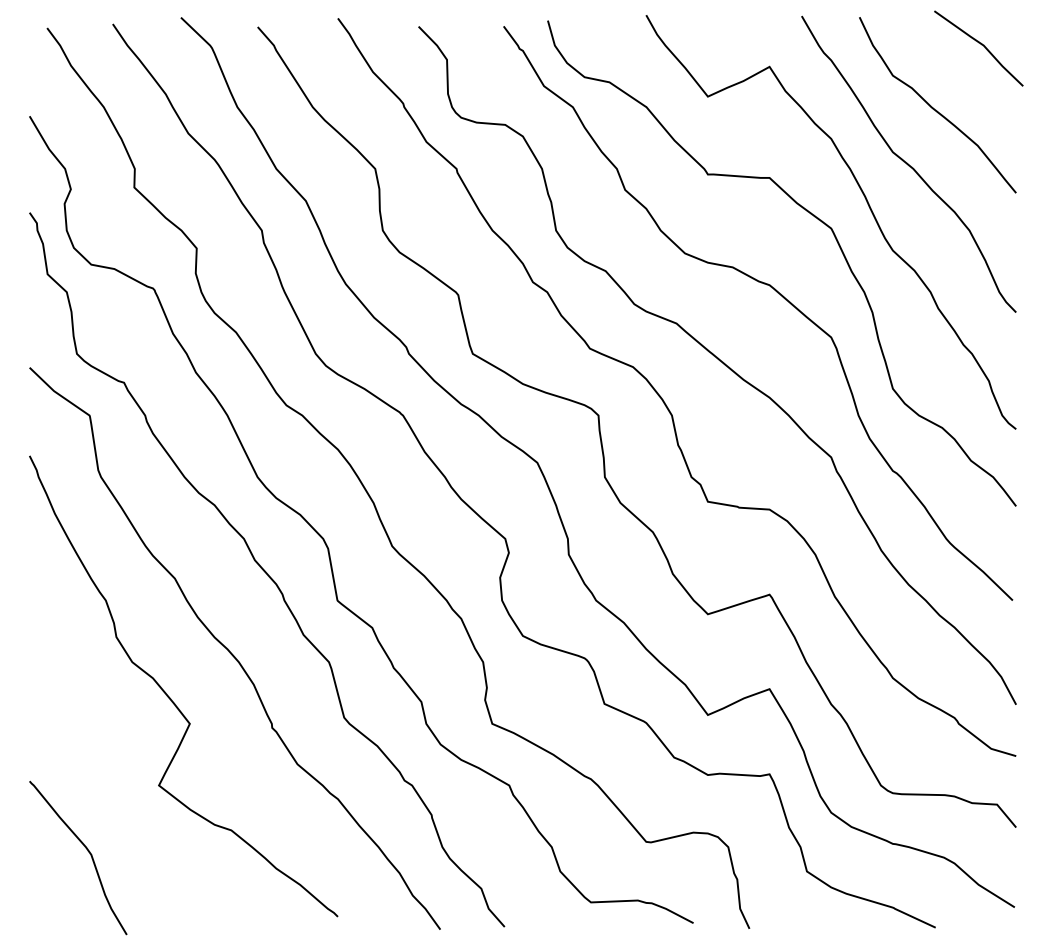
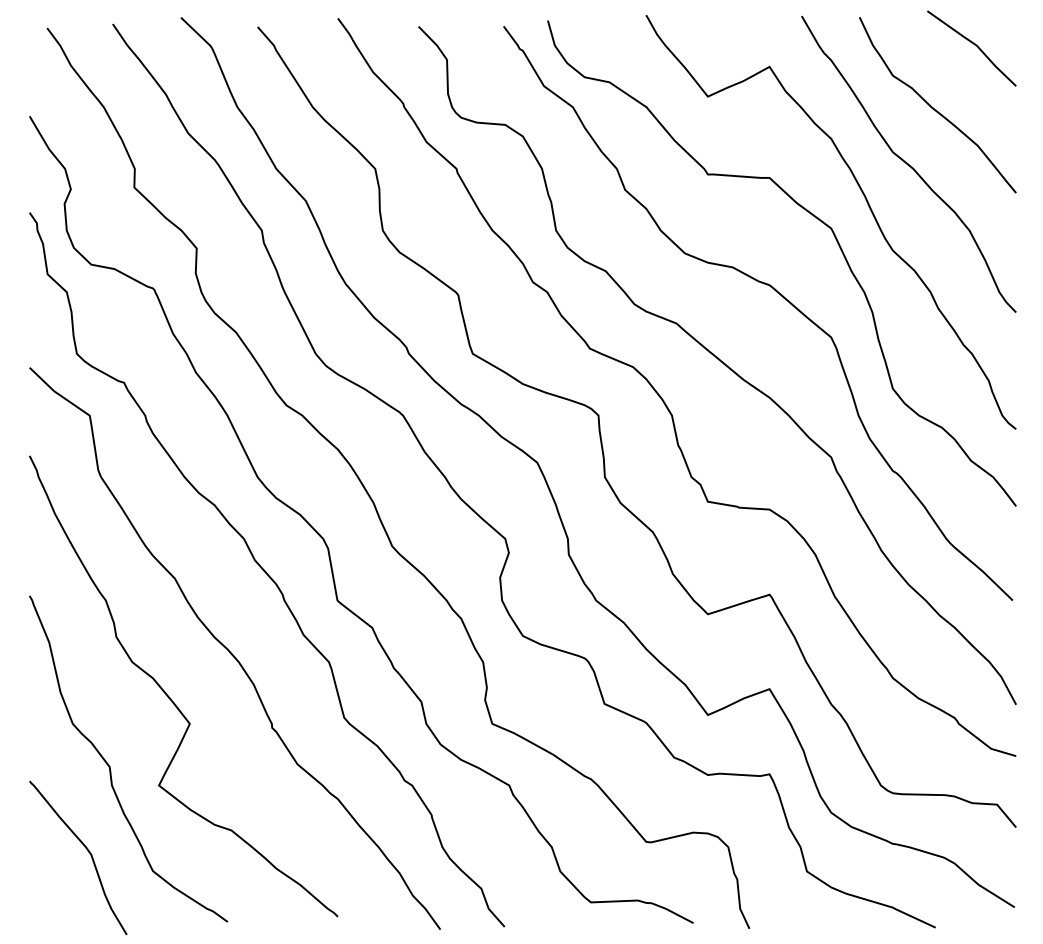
curve position: (981, 45) -> (974, 45) (974, 45)
curve: none -> present (110, 766)
